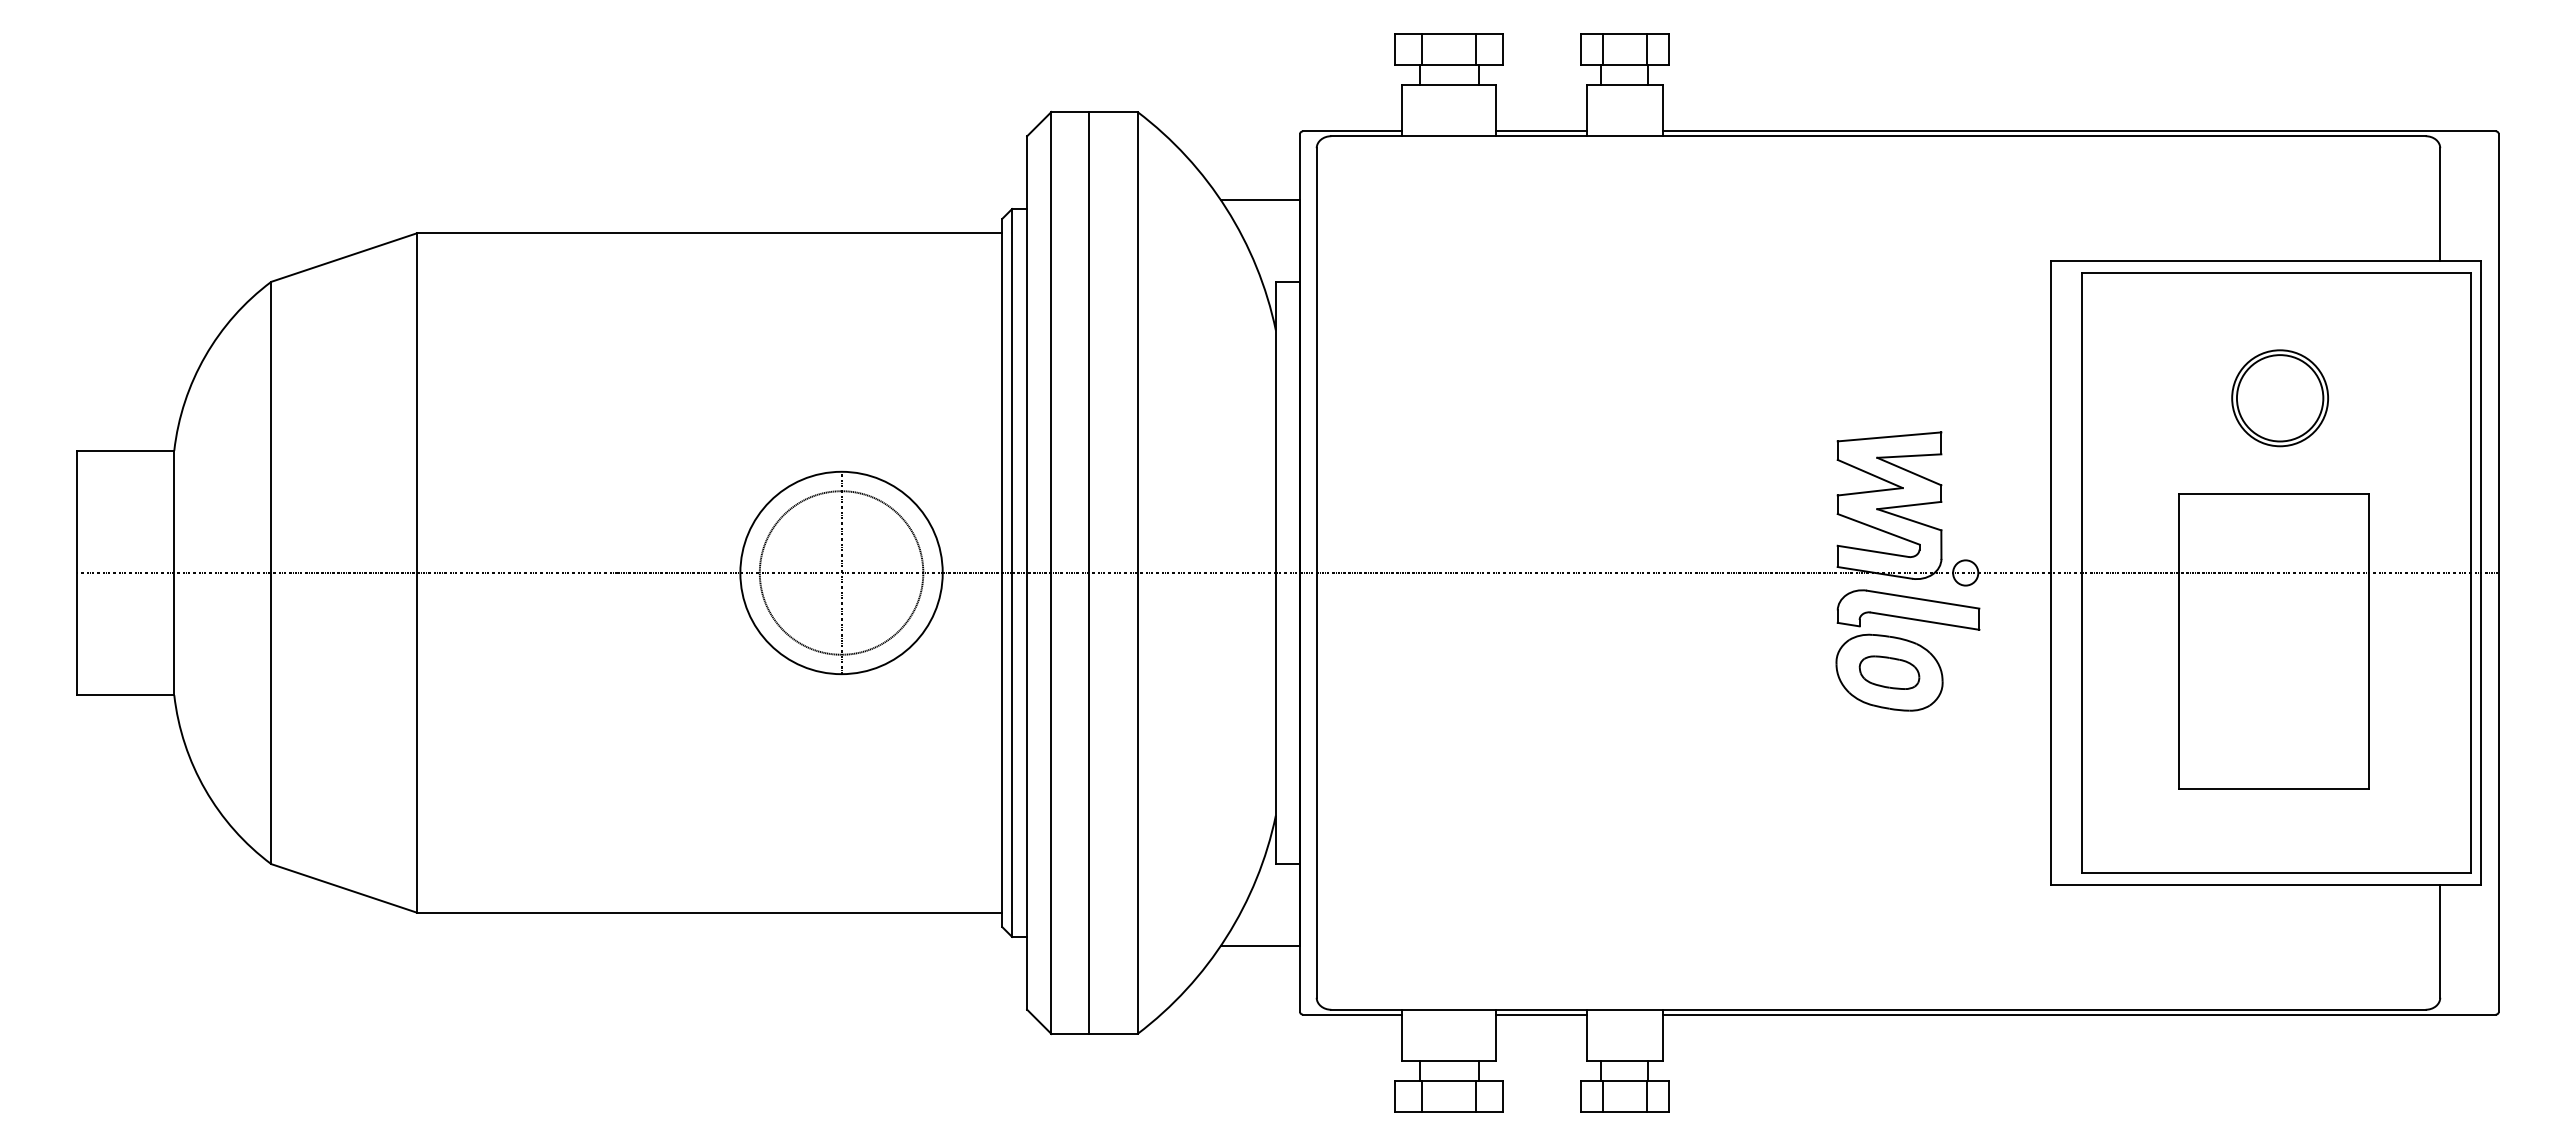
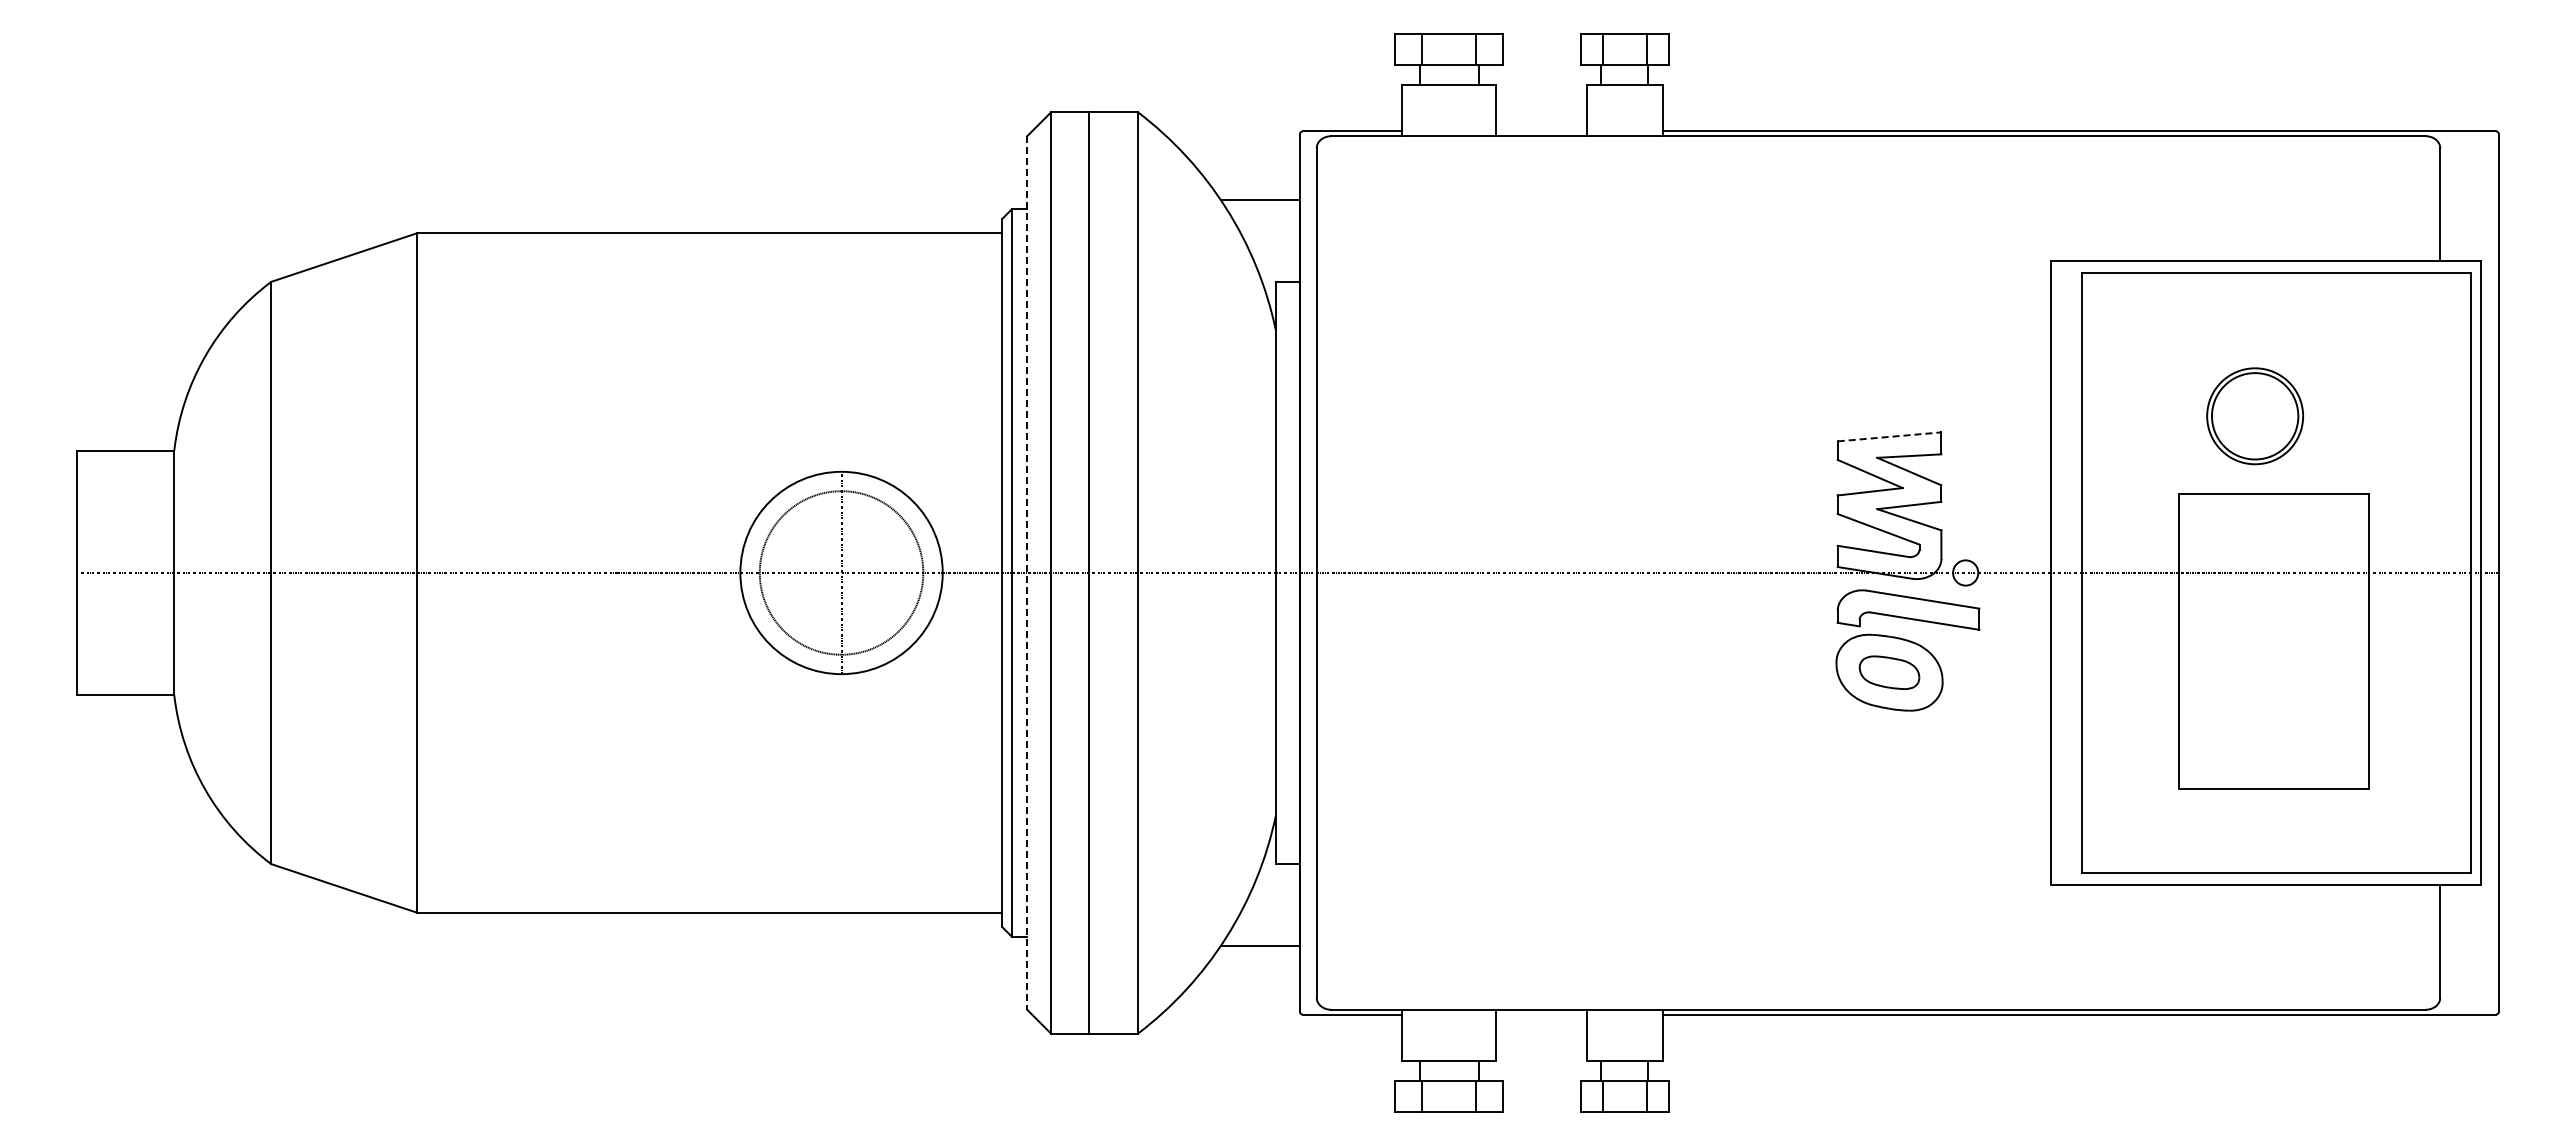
line: present -> none (1541, 131)
part position: (2279, 398) -> (2254, 416) (2254, 416)
line: solid -> dashed (1889, 436)
line: solid -> dashed (1027, 573)
line: present -> none (1541, 1014)
